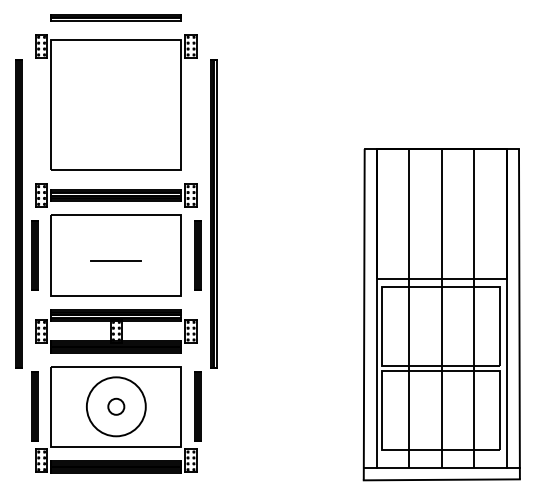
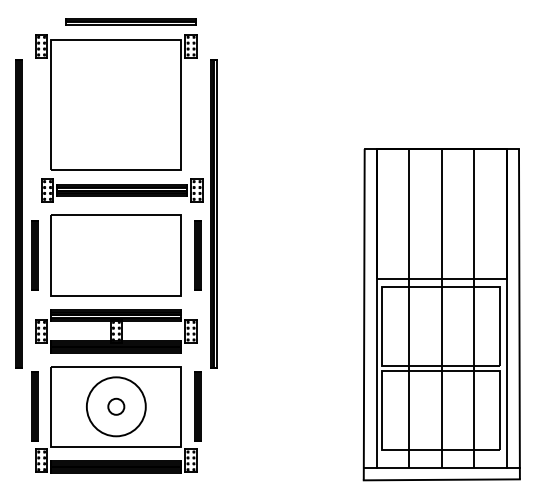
part position: (115, 17) -> (130, 21) (130, 21)
part position: (116, 195) -> (122, 190) (122, 190)
line: present -> none (116, 261)
